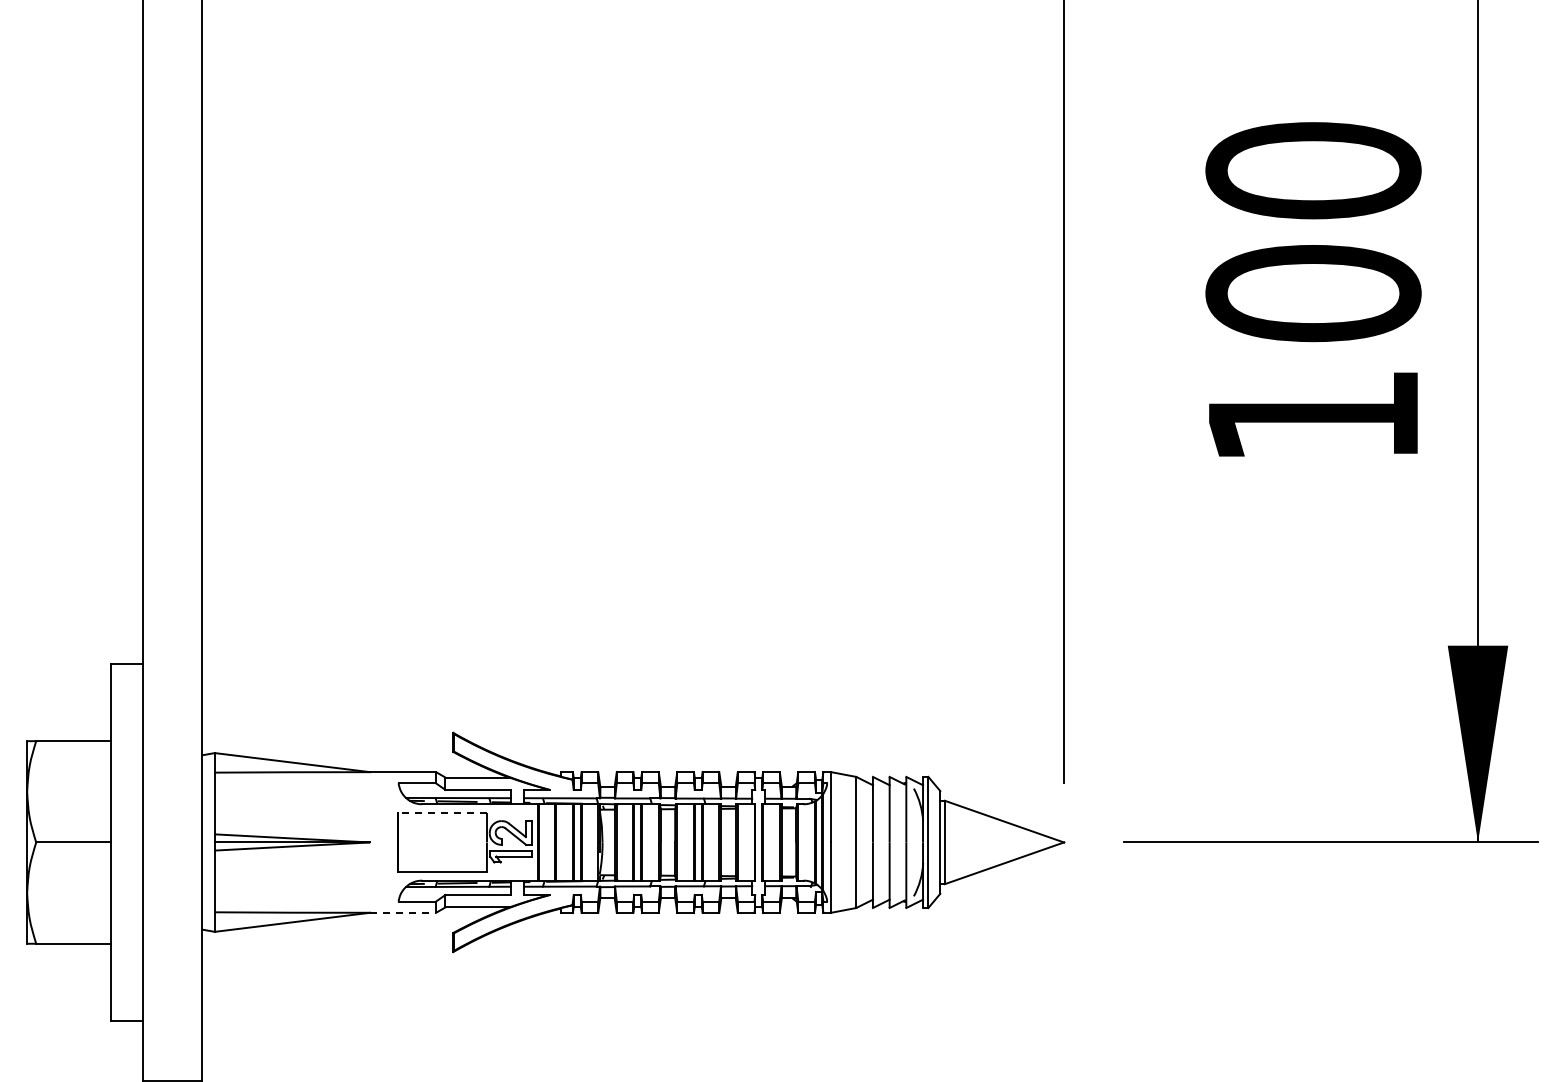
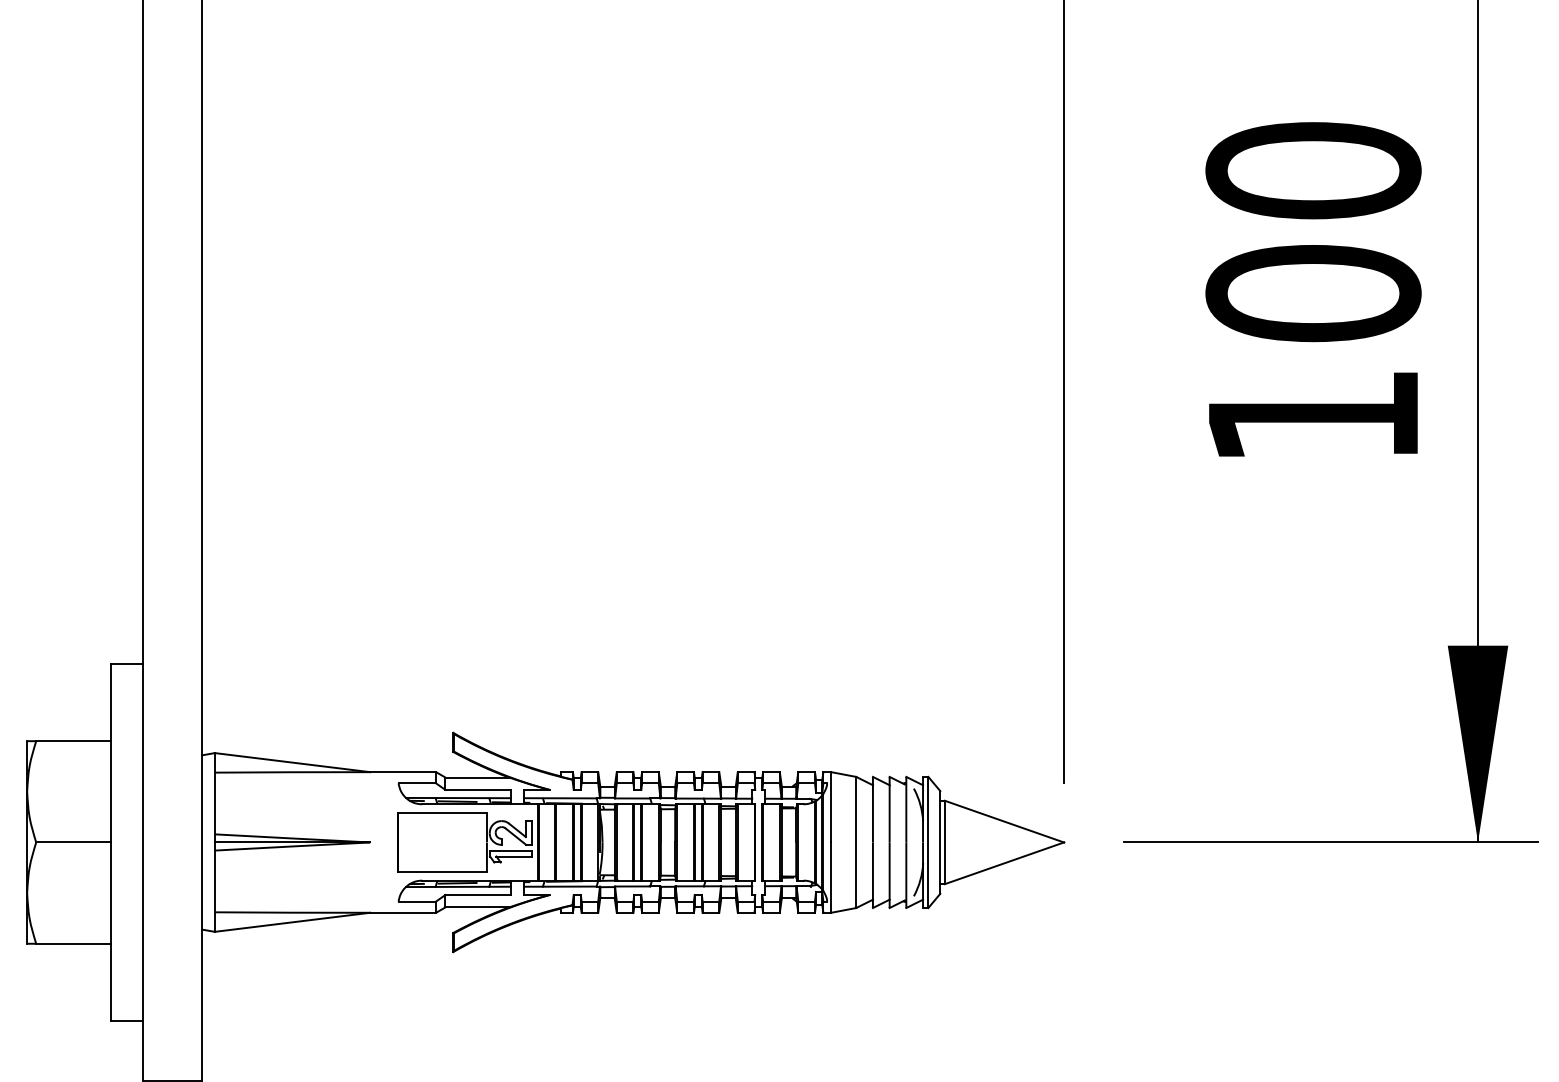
line: dashed -> solid (442, 812)
line: dashed -> solid (403, 912)
